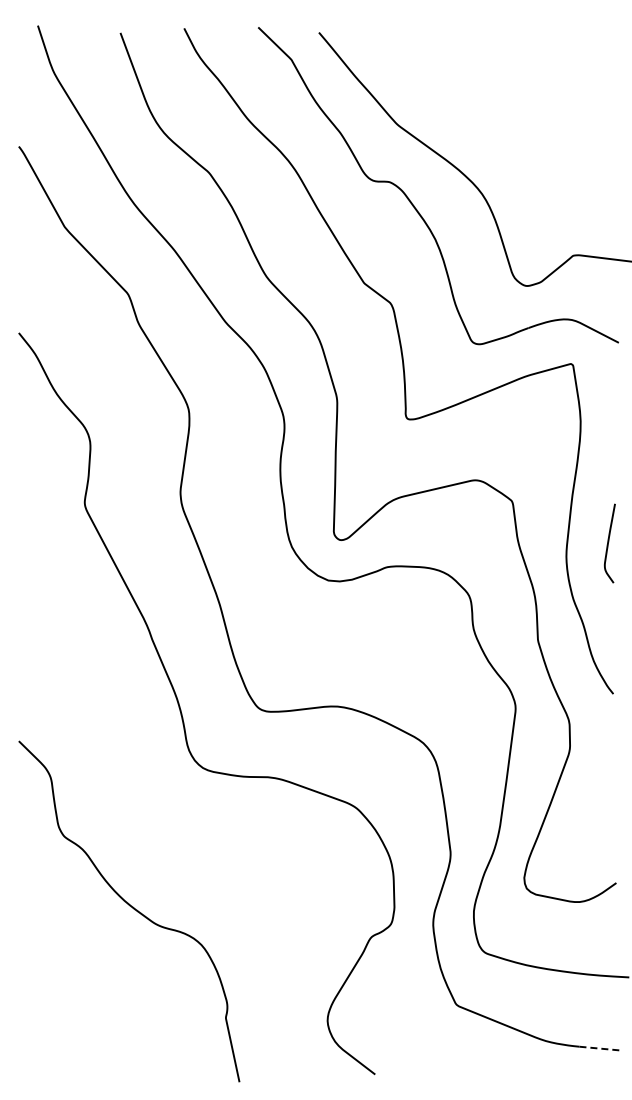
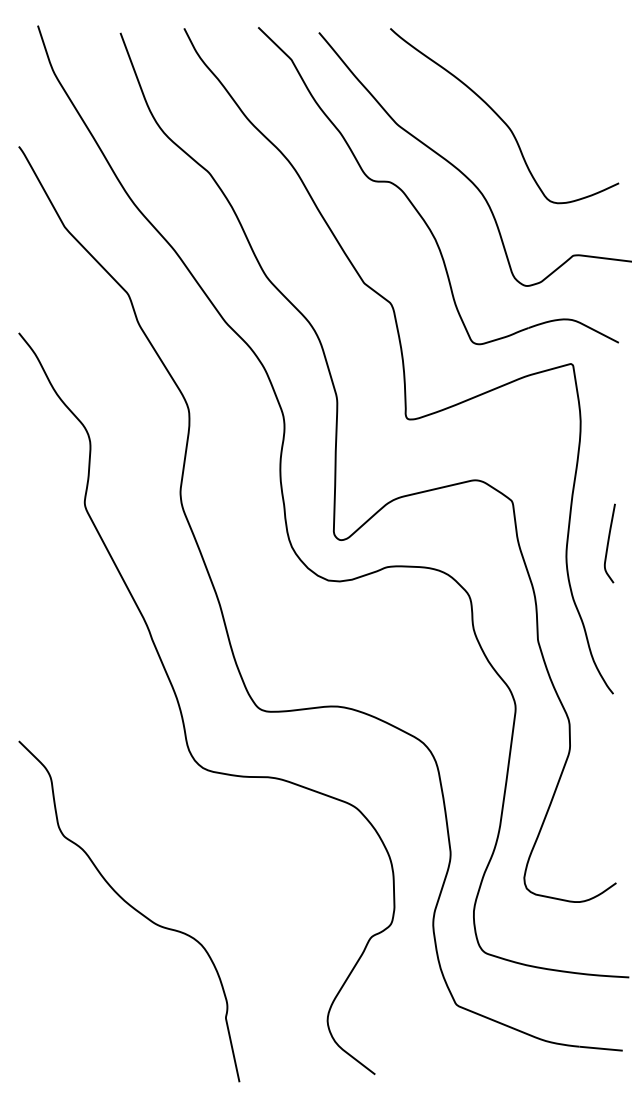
curve: none -> present (502, 118)
line: dashed -> solid (601, 1048)
